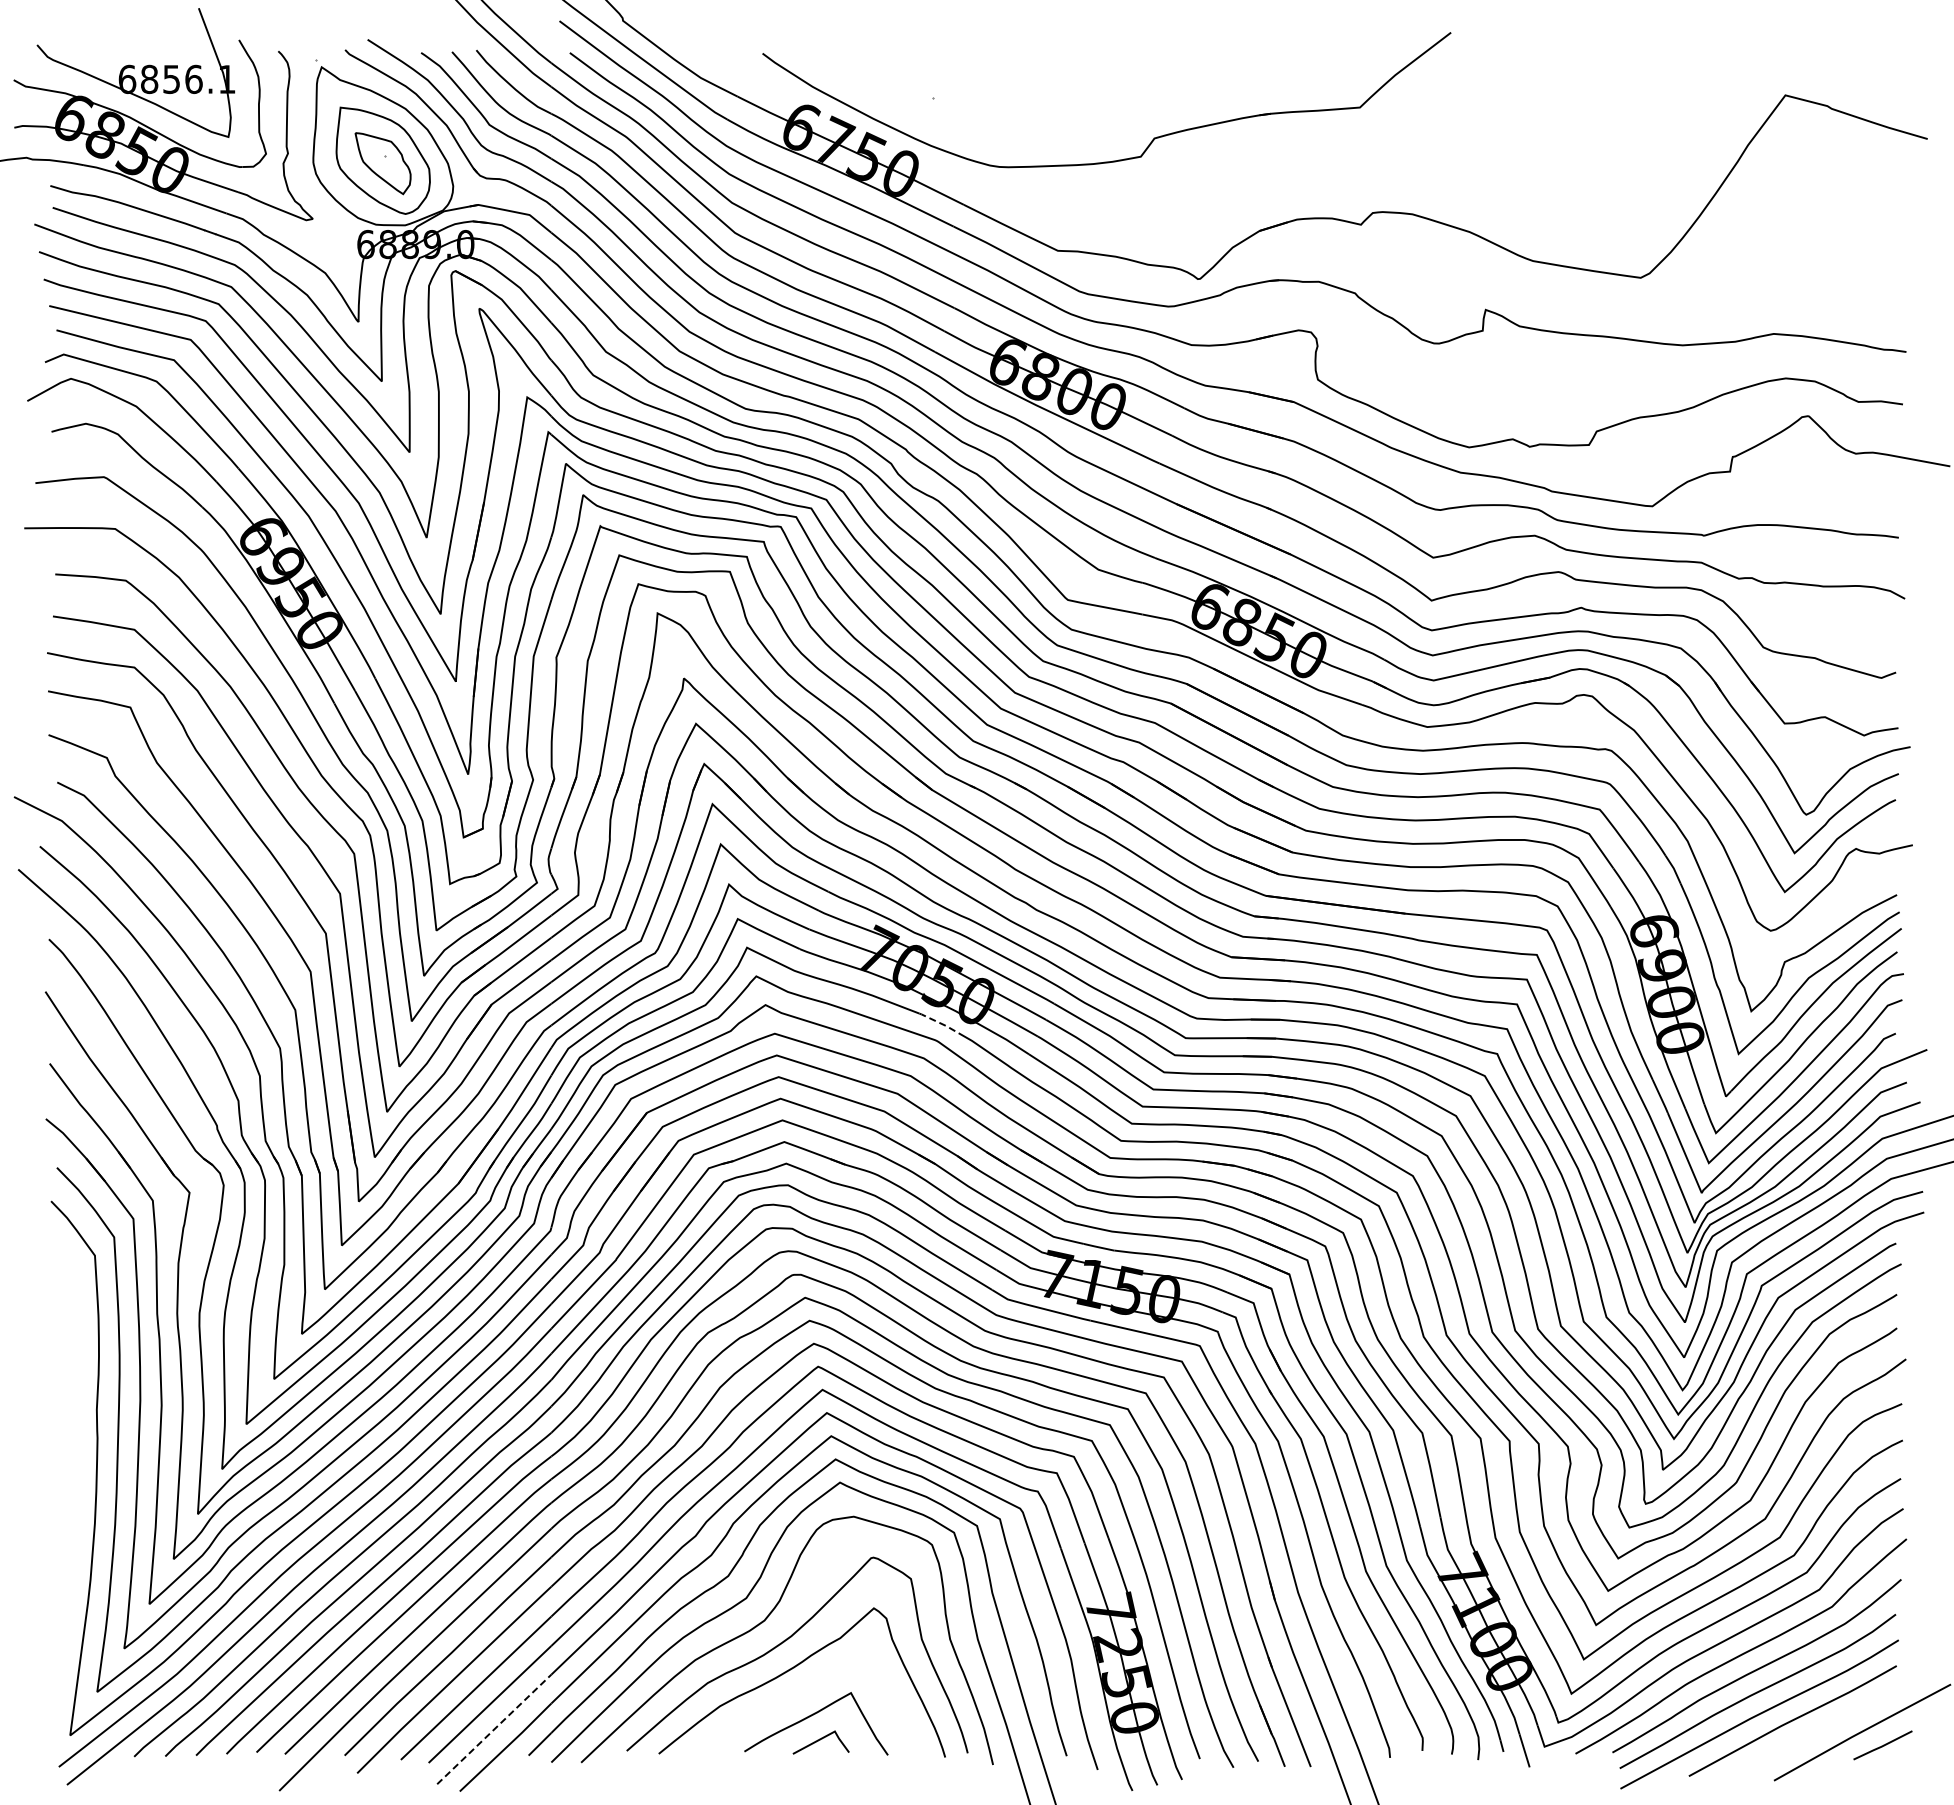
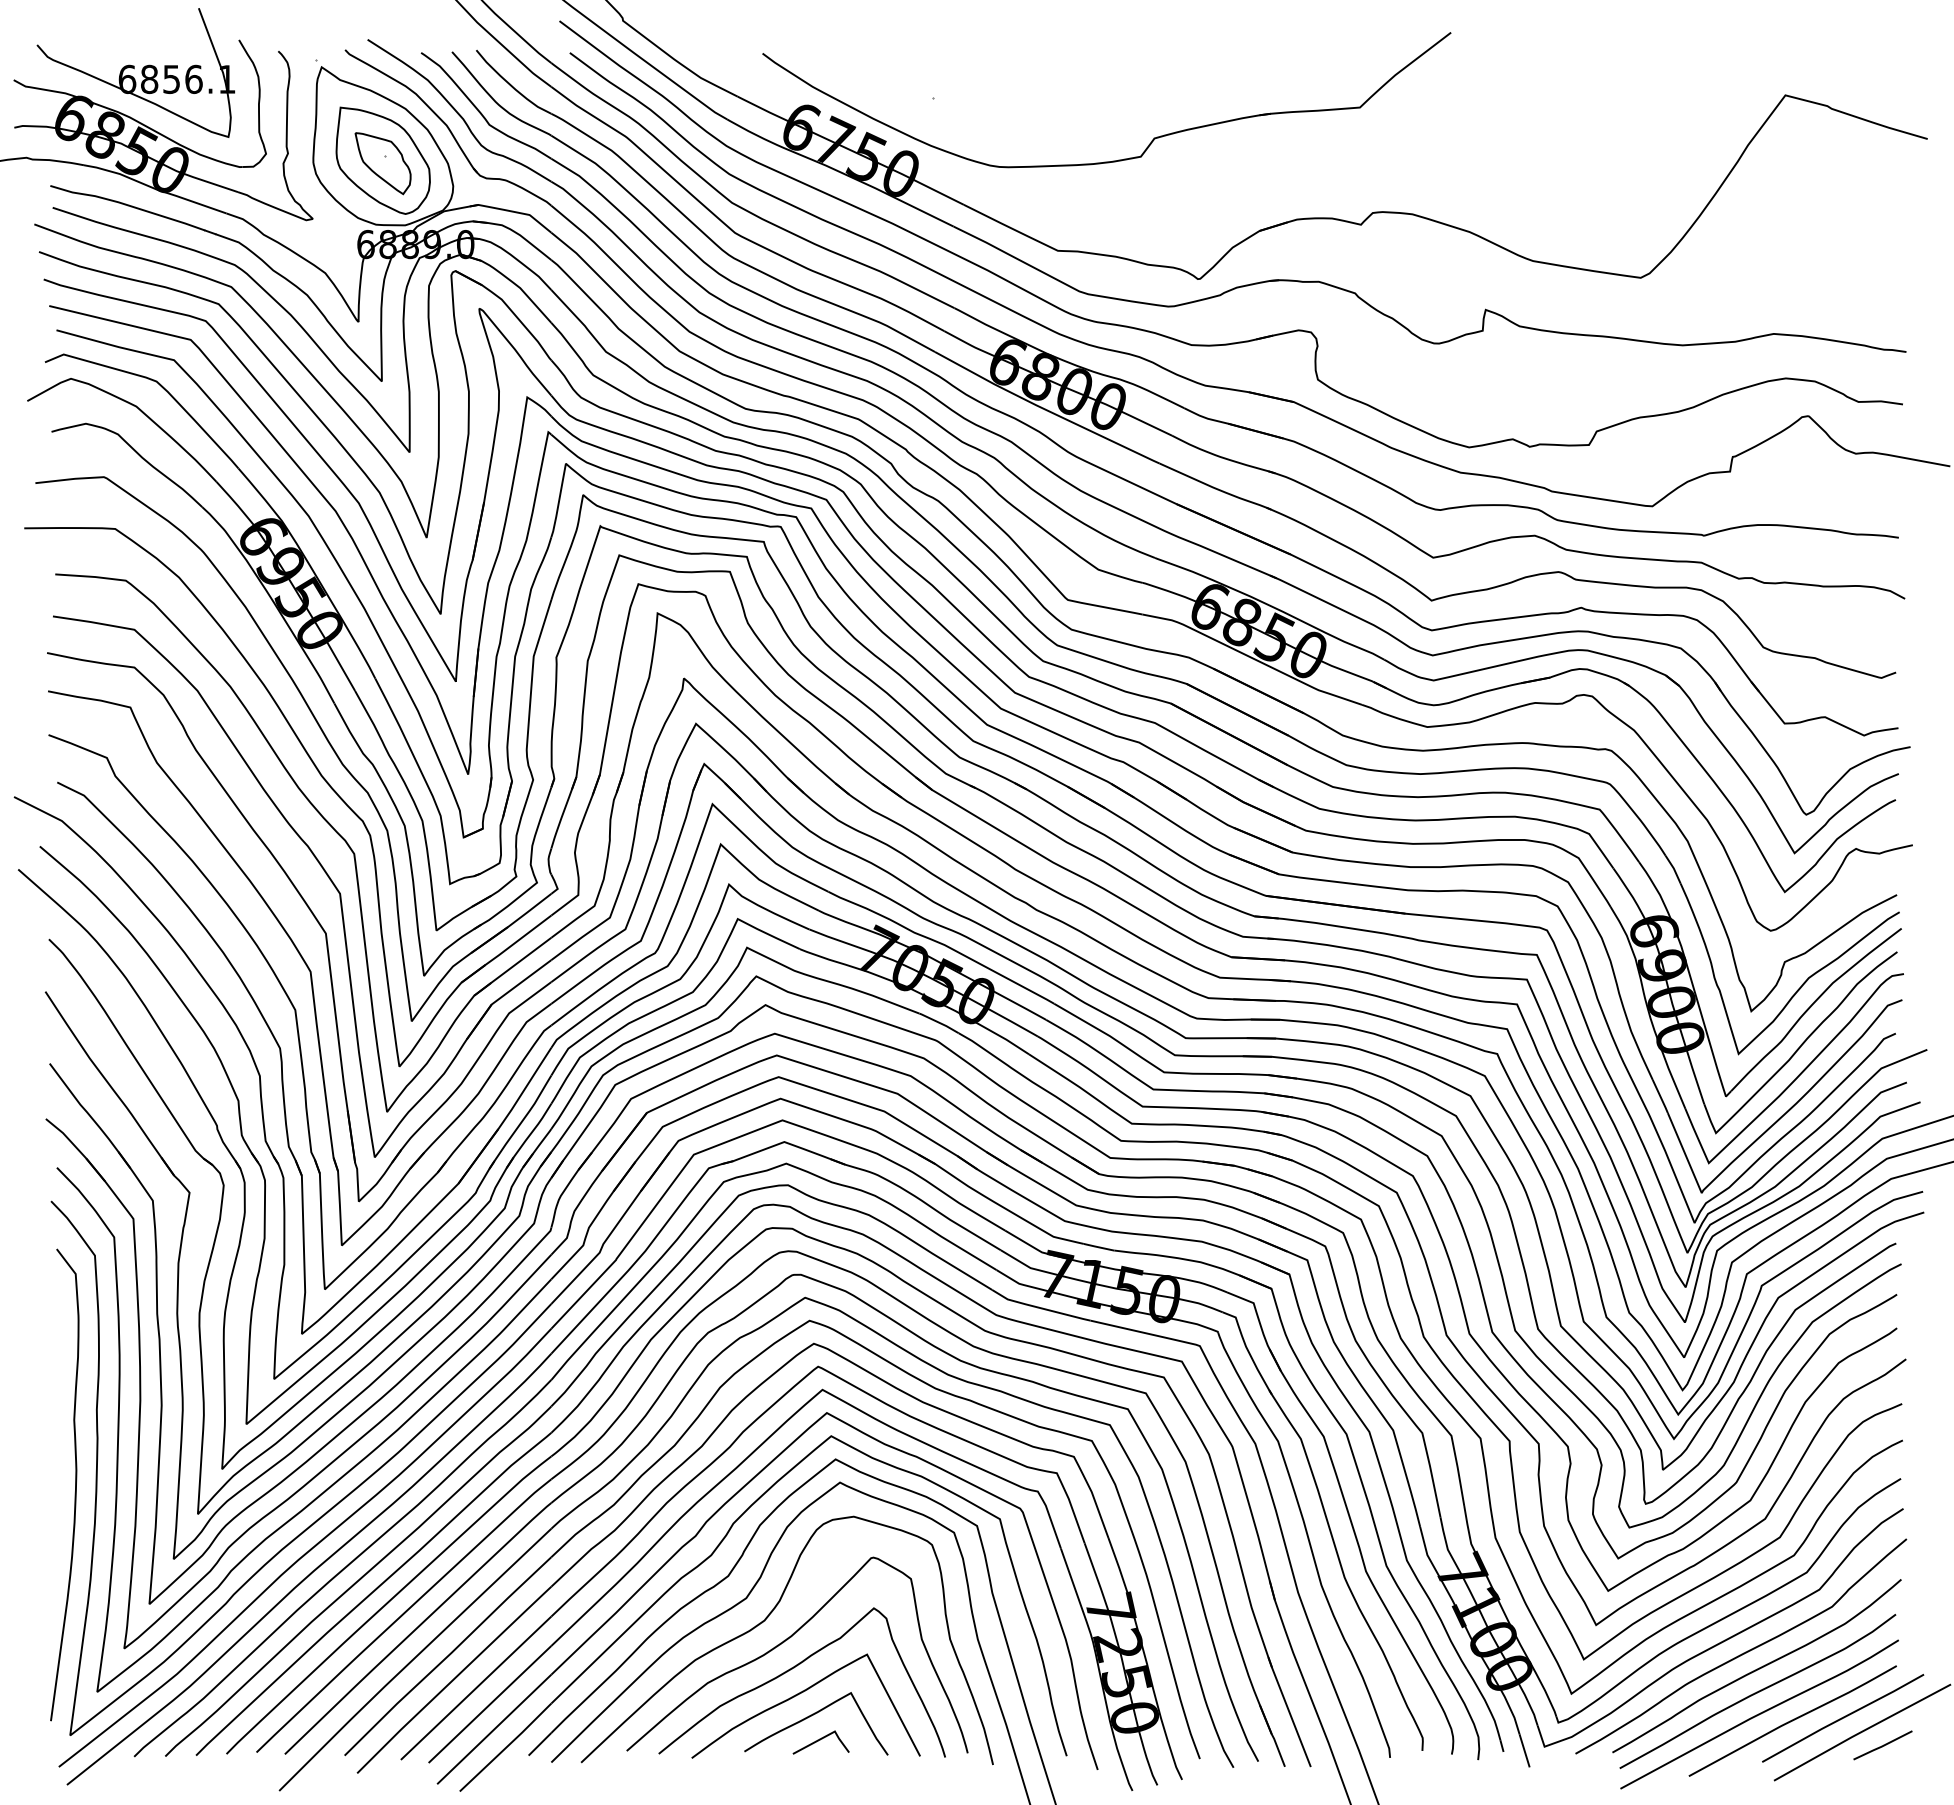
line: dashed -> solid (939, 1022)
curve: none -> present (75, 1484)
curve: none -> present (798, 1695)
line: none -> present (1843, 1718)
line: dashed -> solid (494, 1729)
